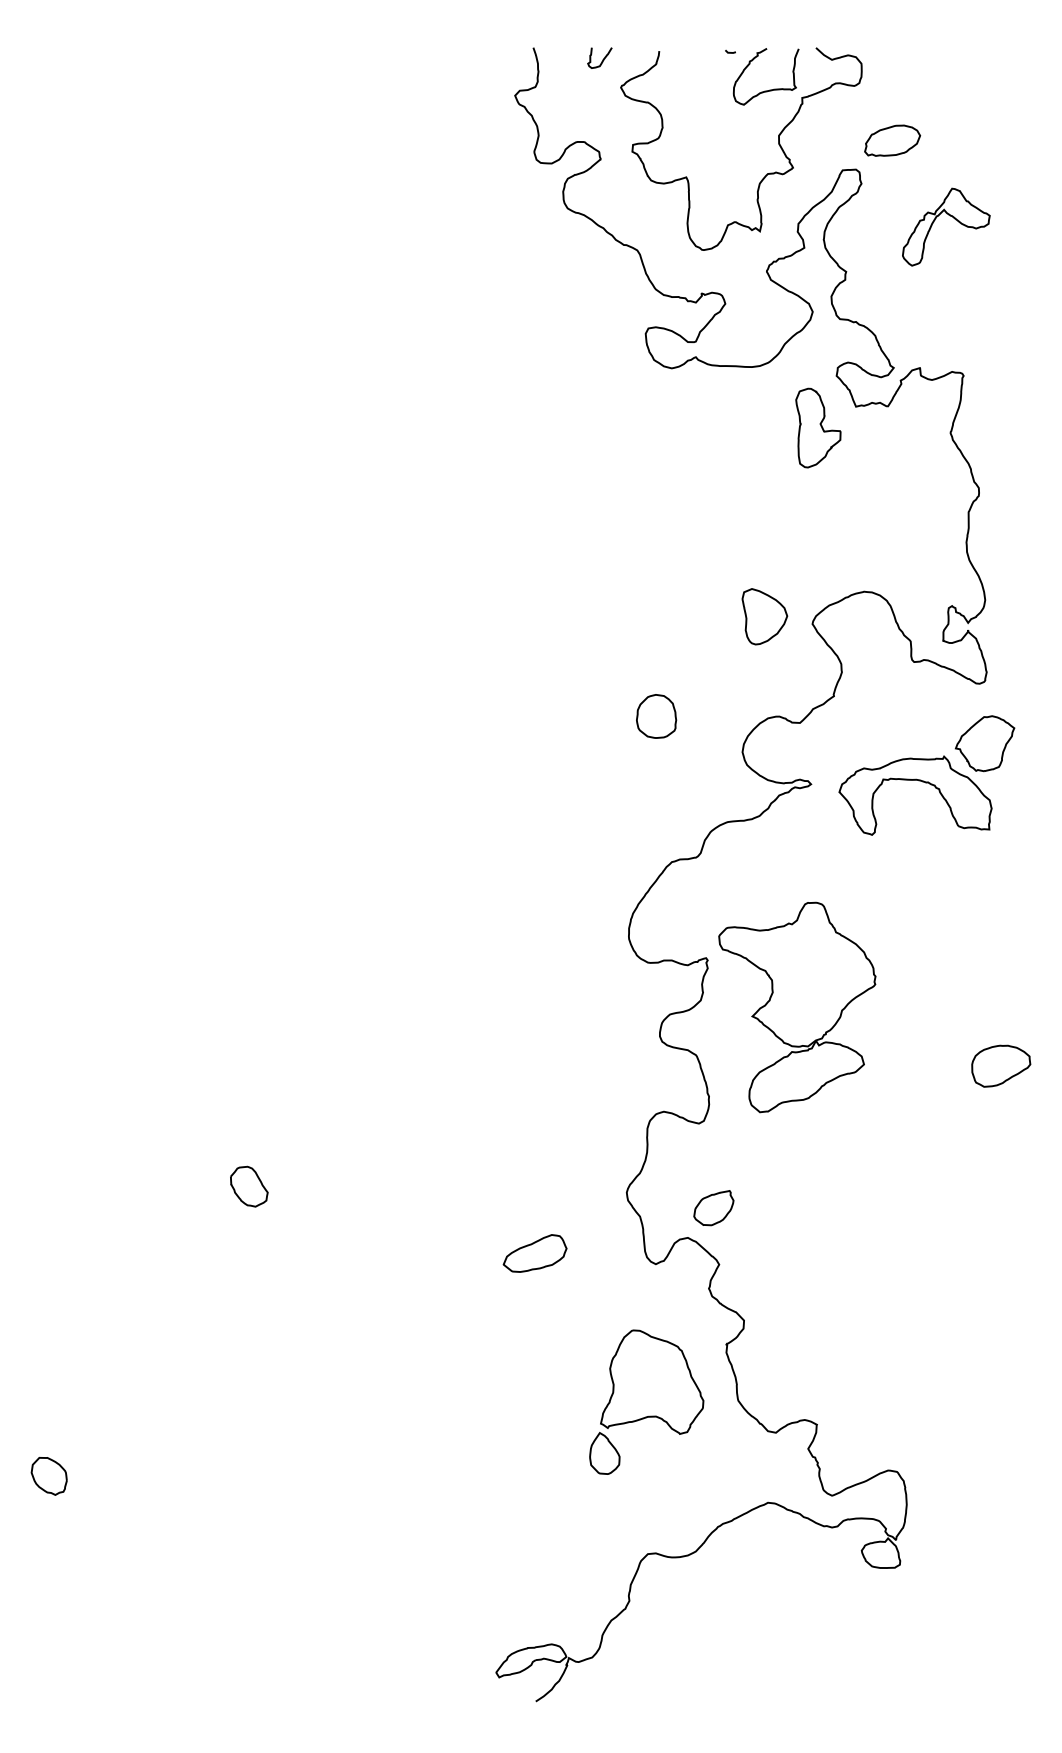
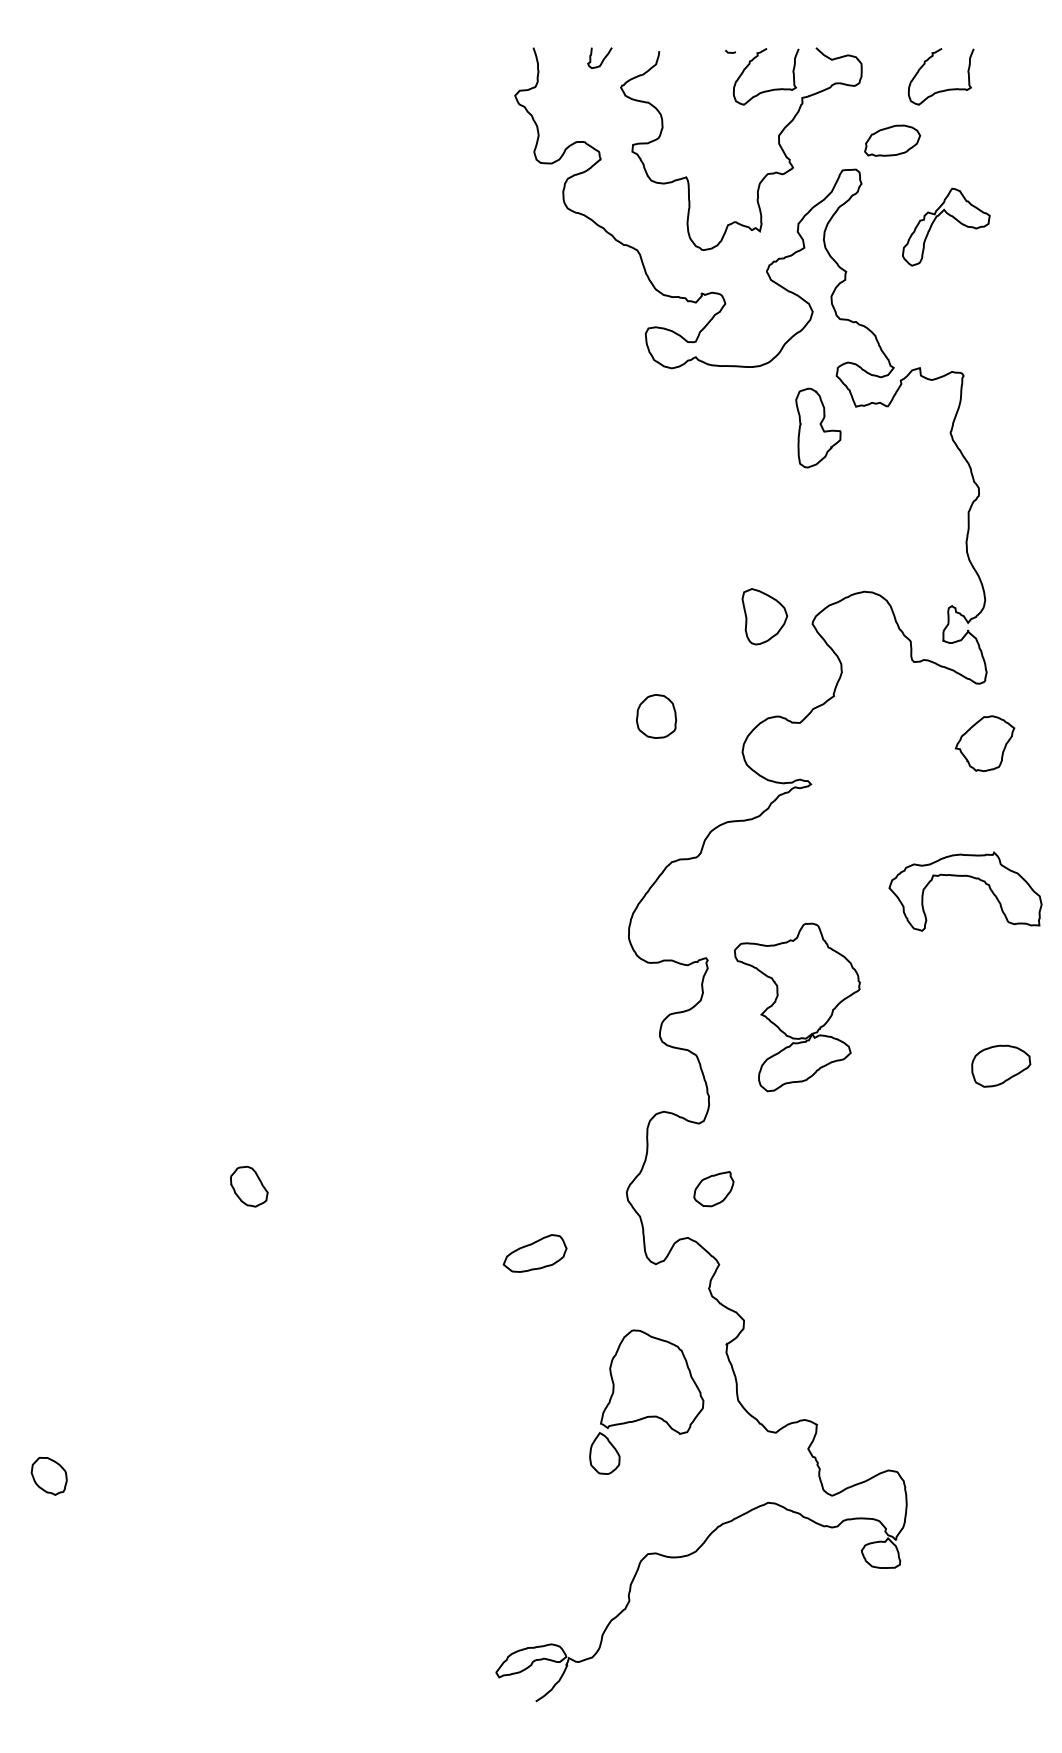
curve: none -> present (944, 89)
part position: (918, 781) -> (968, 877) (968, 877)
part size: 159x213 px -> 127x171 px (797, 1007)
part position: (713, 1208) -> (713, 1189) (713, 1189)
